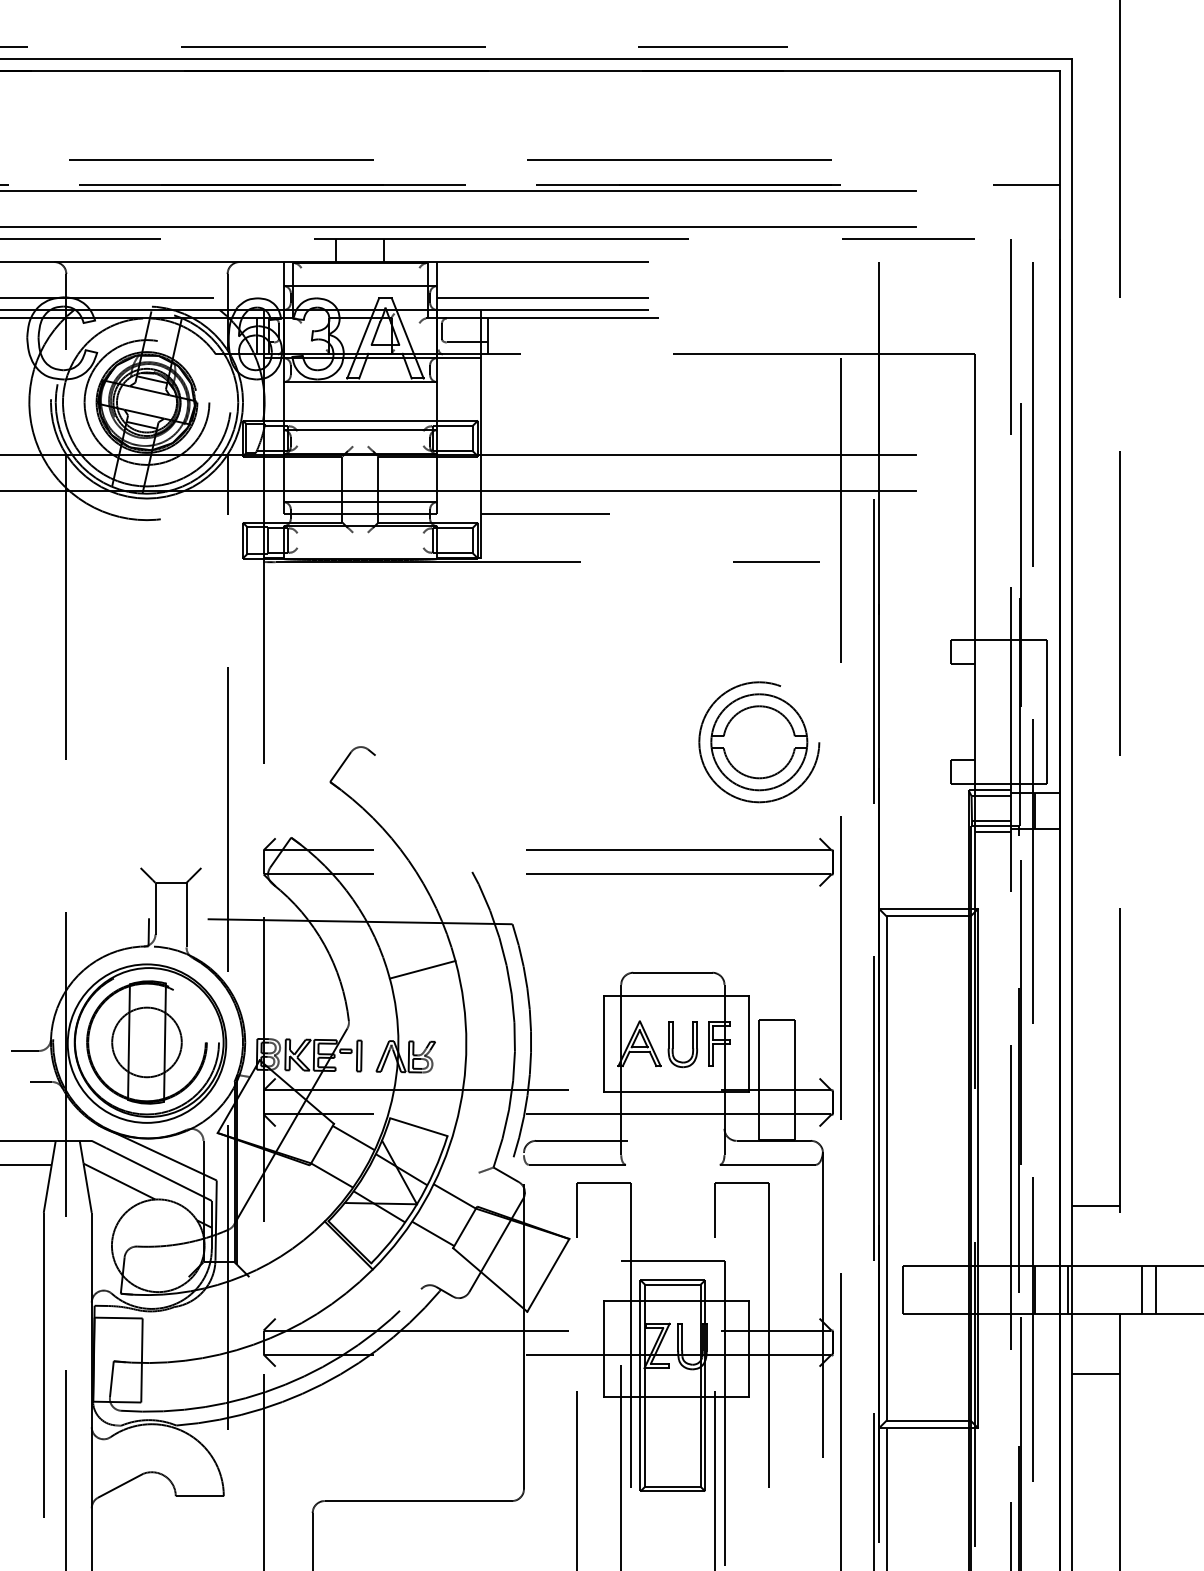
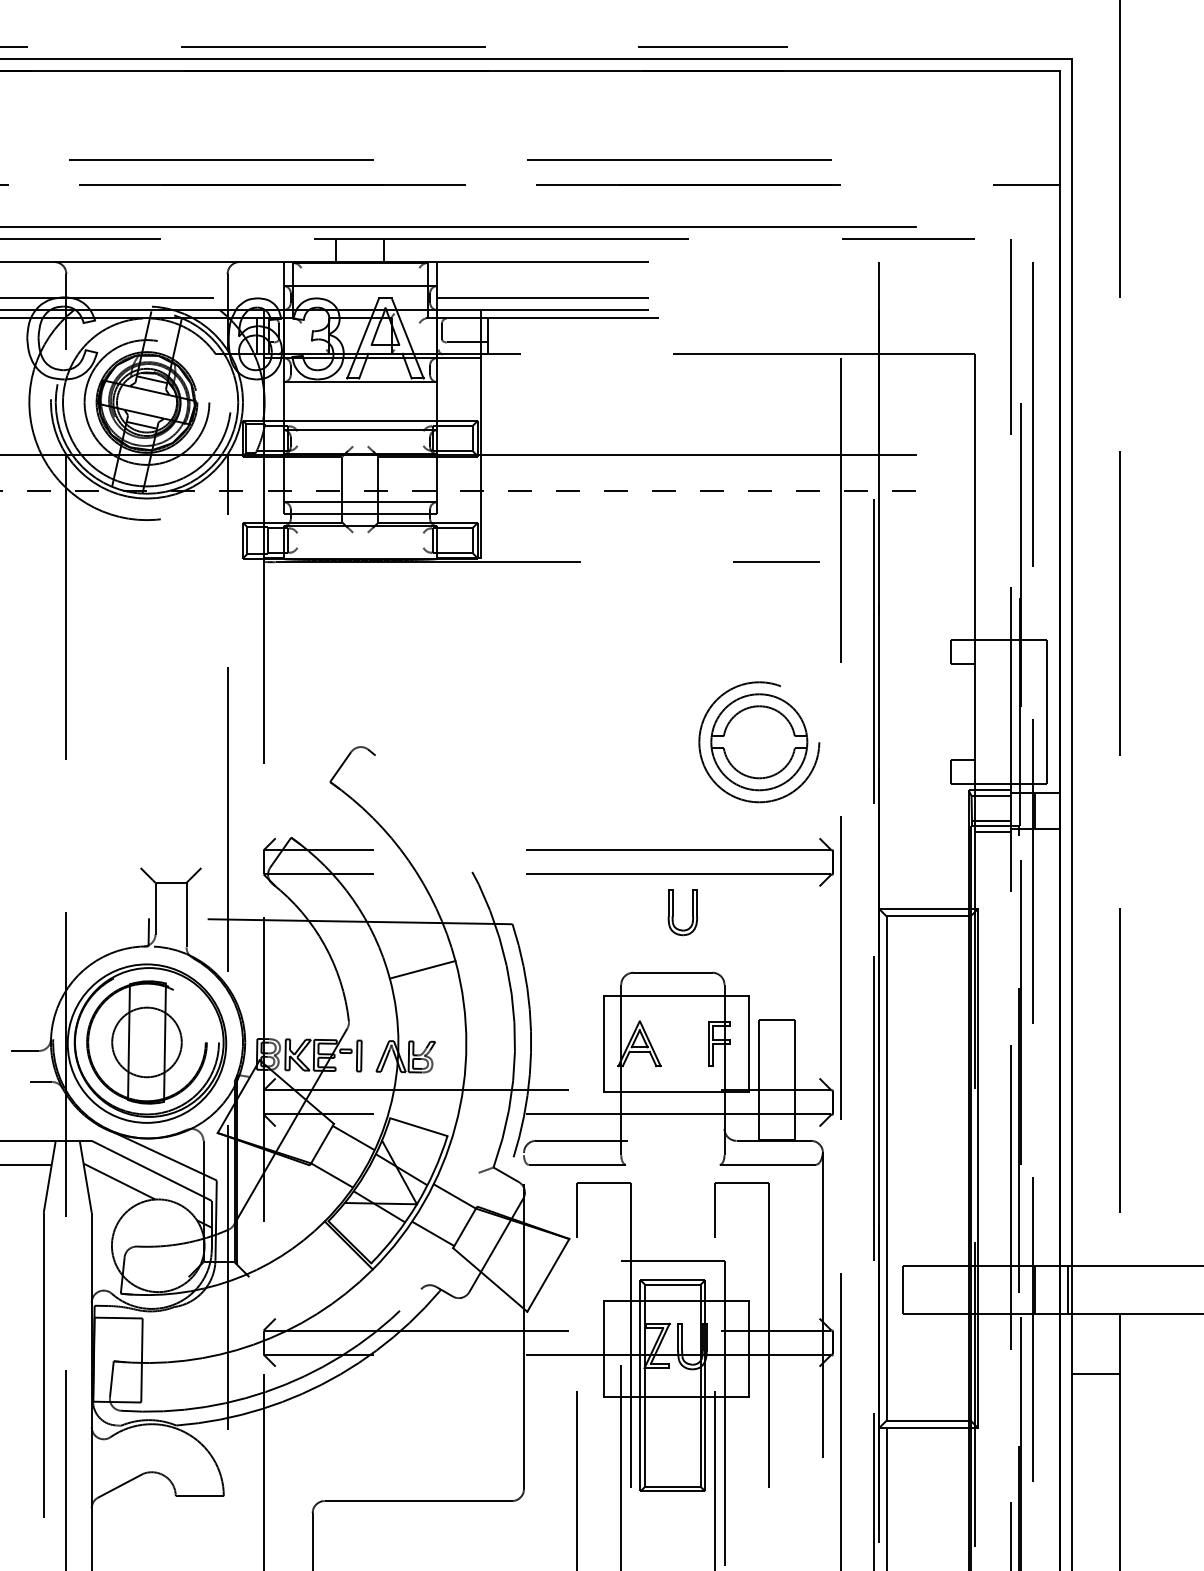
line: present -> none (458, 191)
line: solid -> dashed (457, 491)
line: present -> none (544, 514)
part position: (673, 1044) -> (673, 912) (673, 912)
line: present -> none (1095, 1205)
line: present -> none (1141, 1289)
line: present -> none (1155, 1289)
